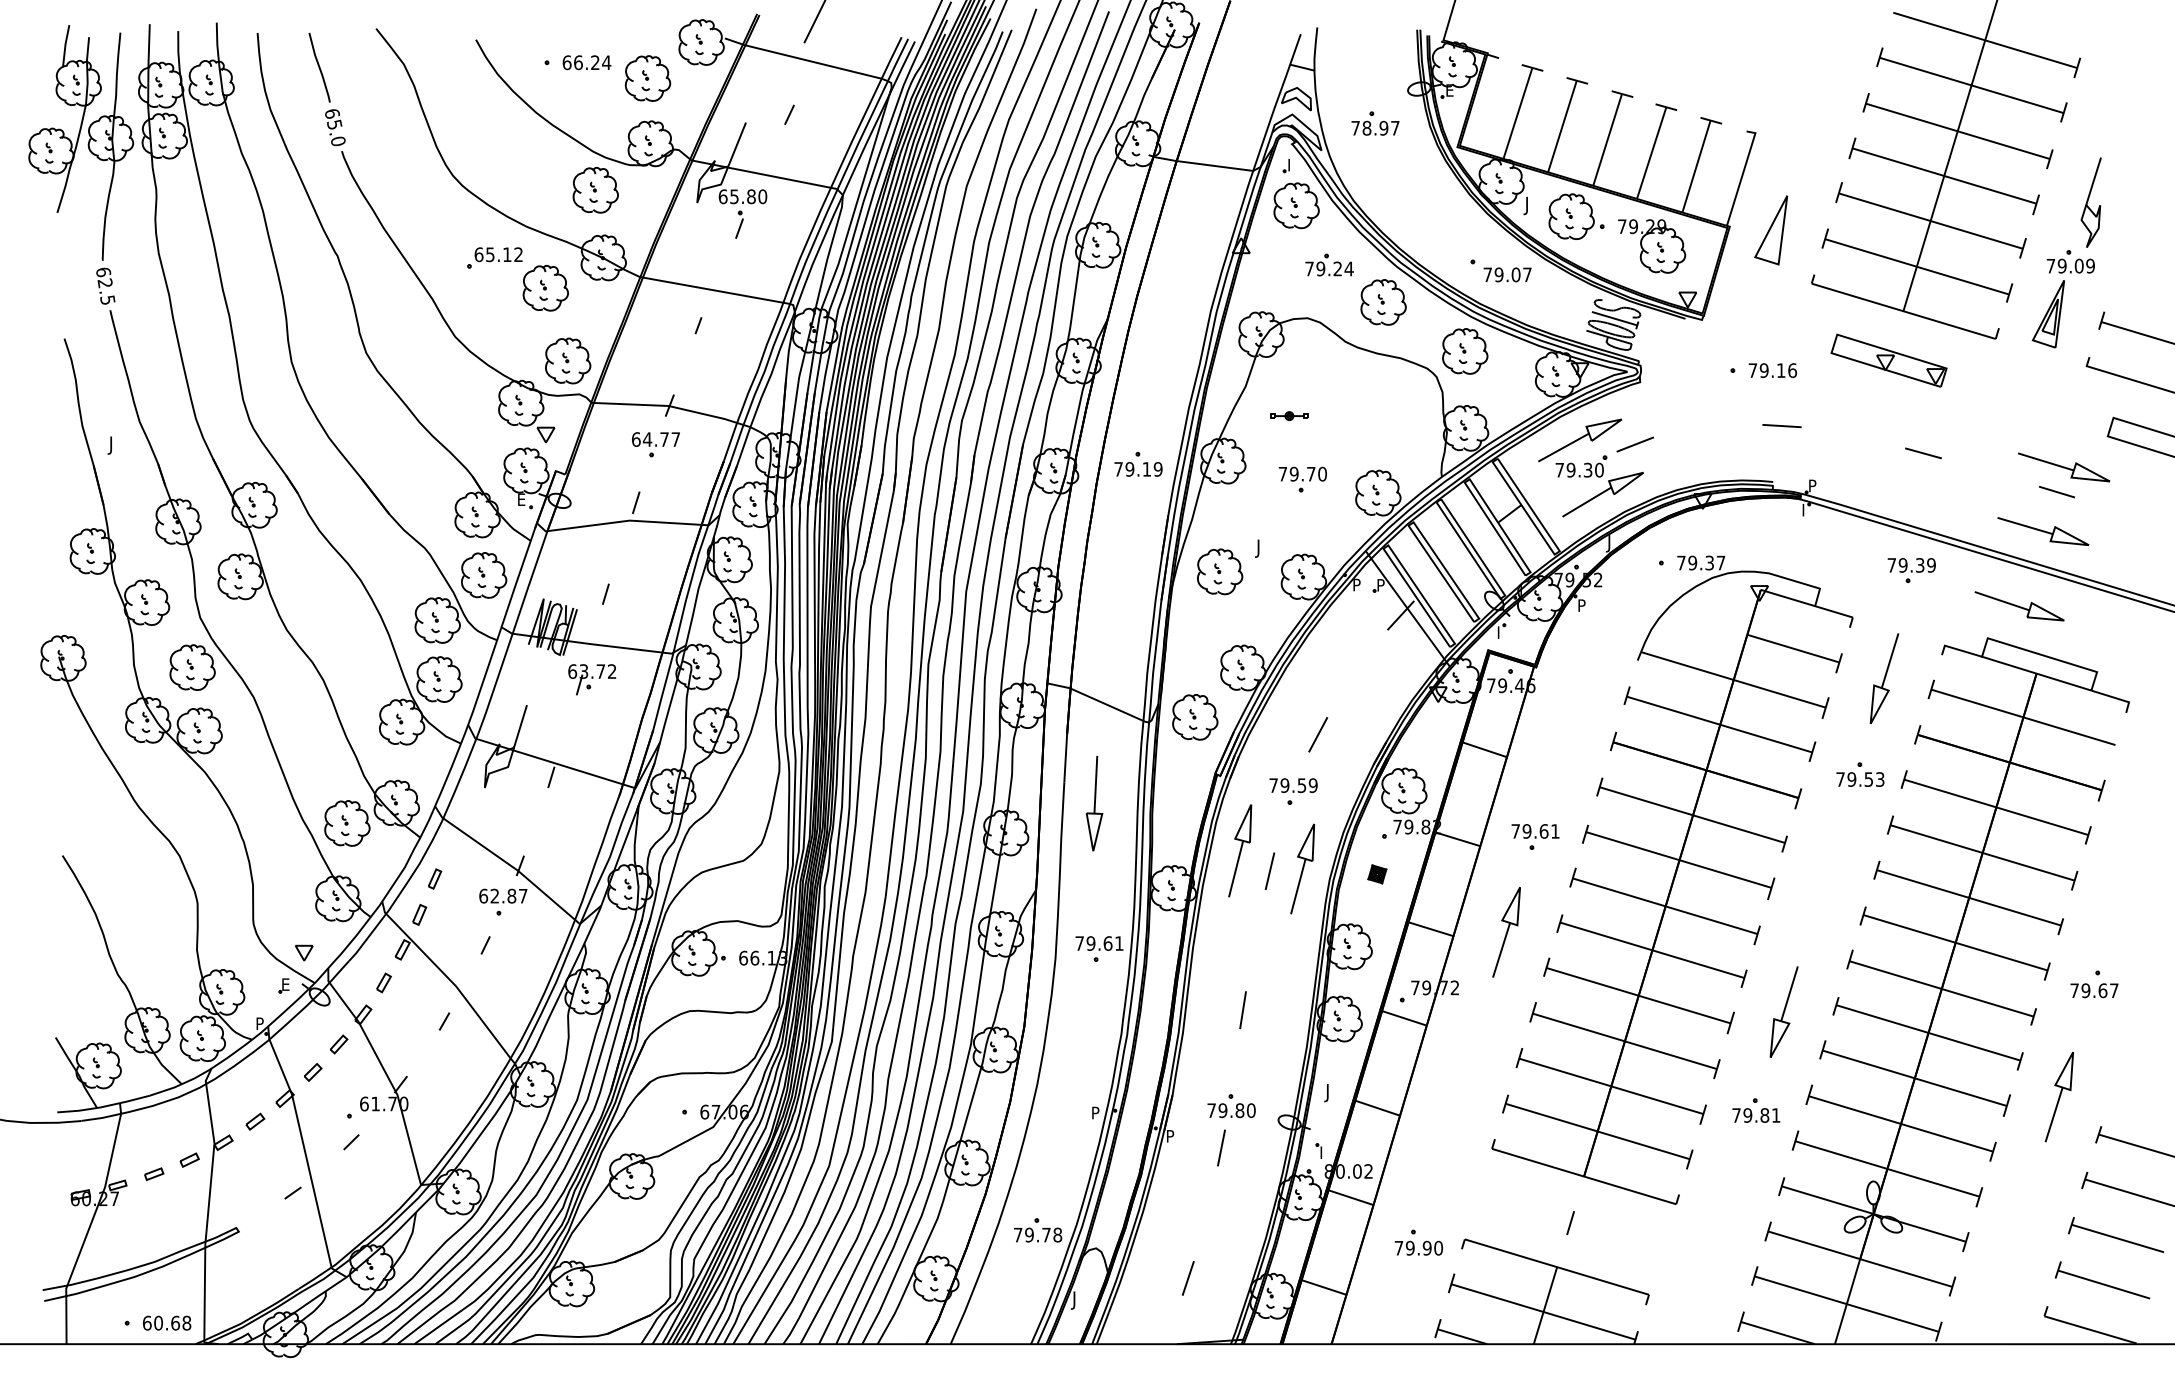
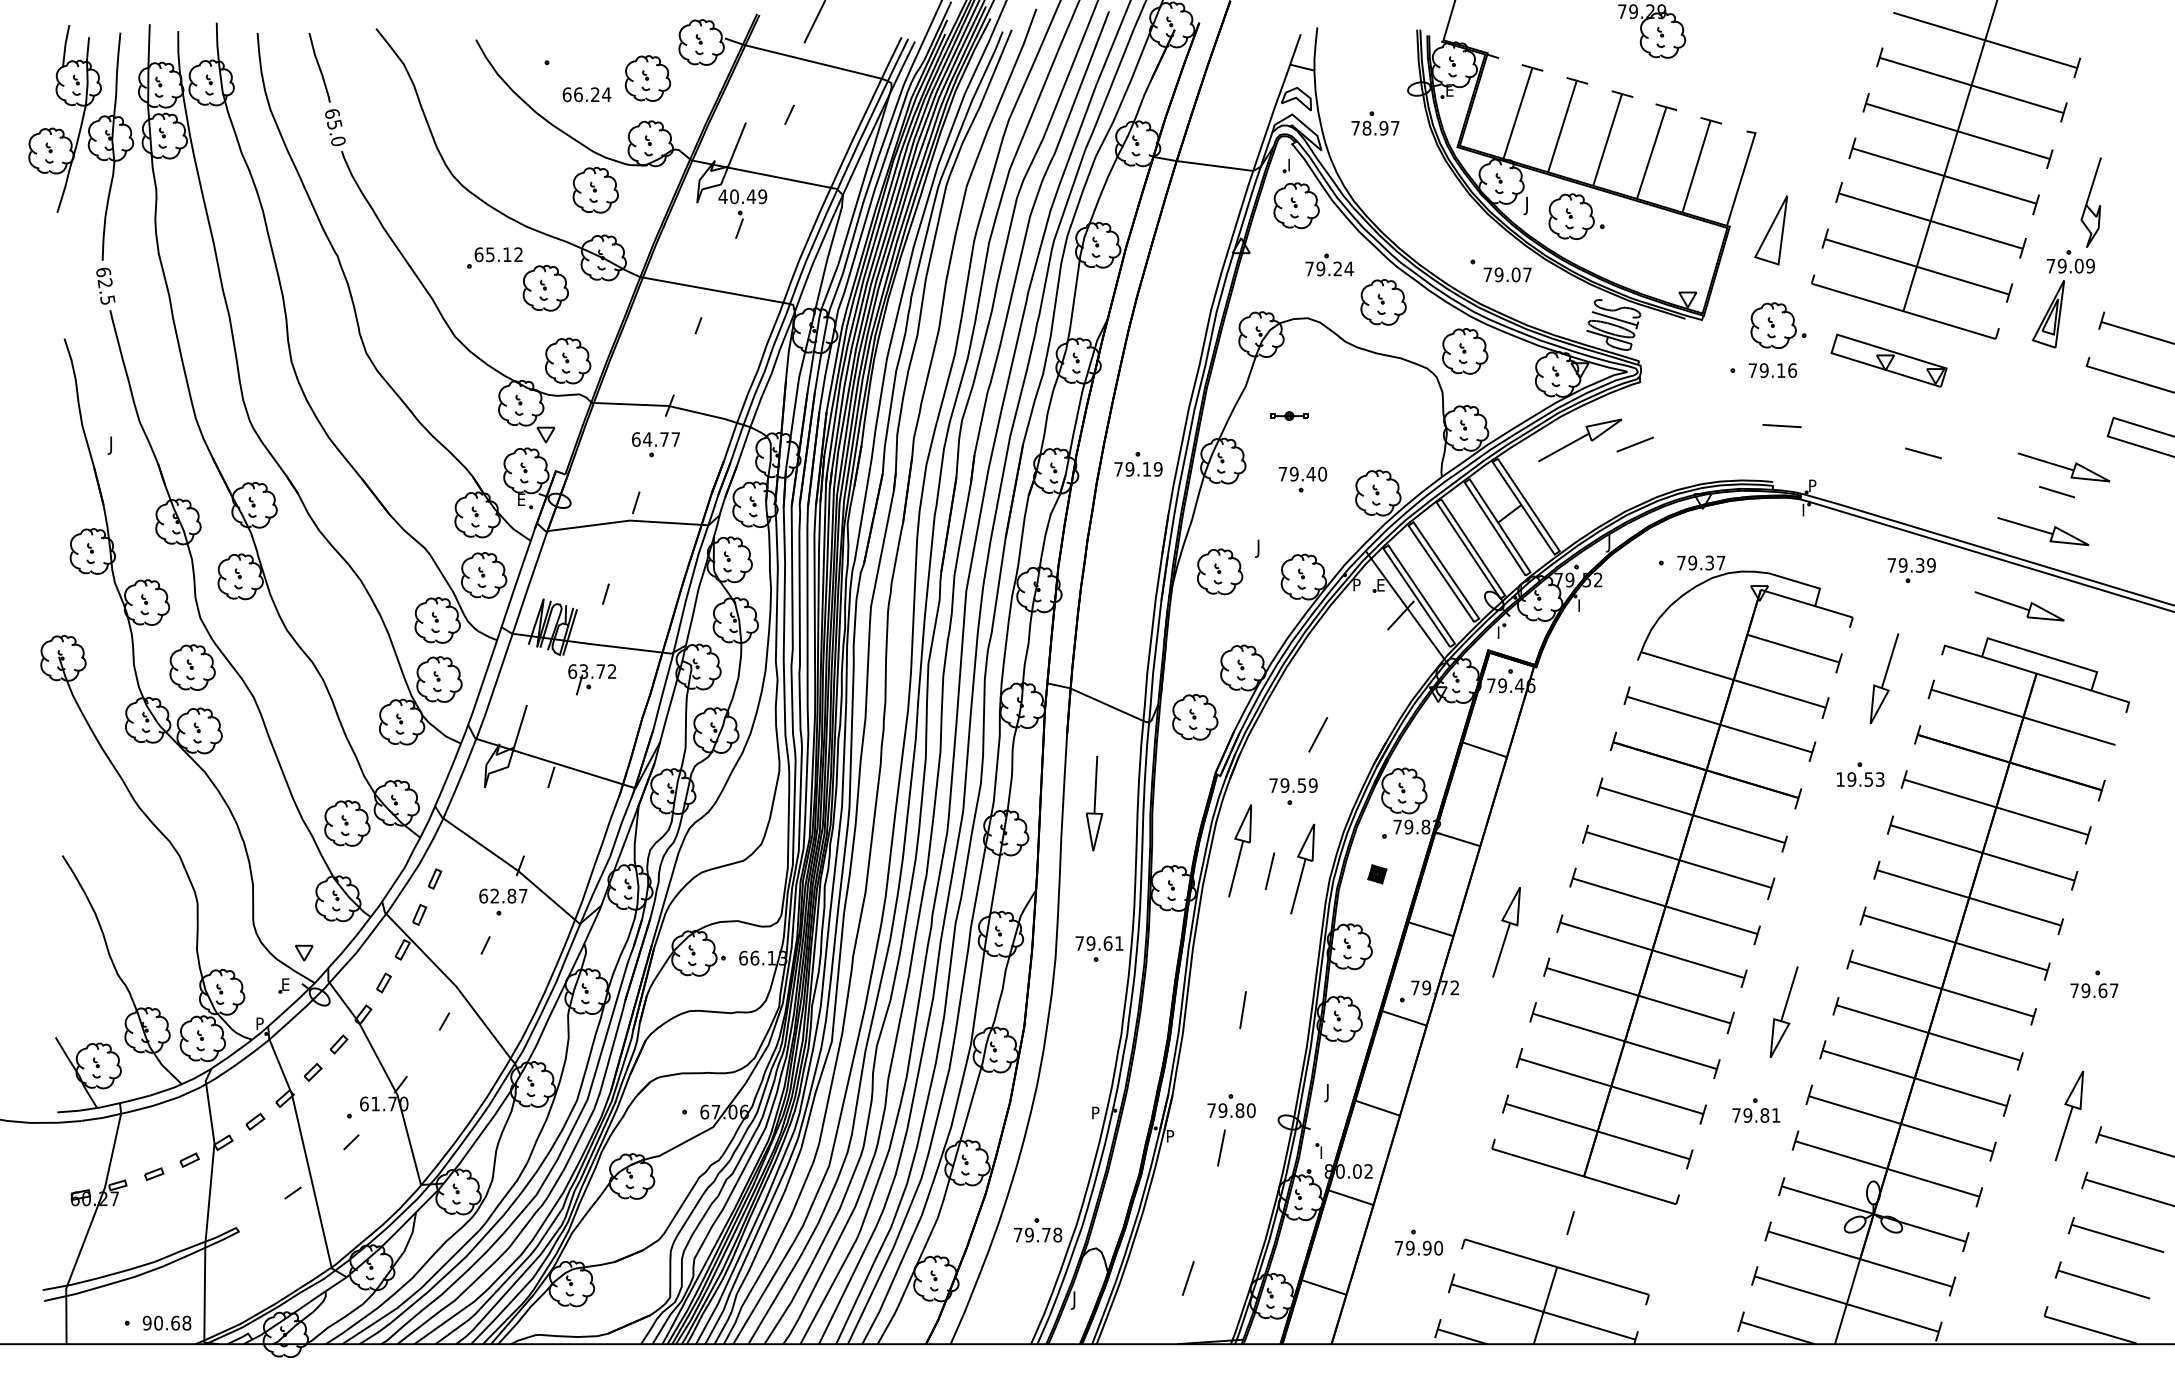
text position: (586, 62) -> (586, 94) (586, 94)
text: 65.80 -> 40.49 (742, 196)
part position: (1652, 246) -> (1652, 31) (1652, 31)
part: none -> present (1778, 325)
text: 79.70 -> 79.40 (1310, 474)
part: present -> none (1599, 486)
text: P -> E (1381, 585)
text: P -> I (1582, 602)
text: 79.53 -> 19.53 (1840, 779)
part: present -> none (1535, 836)
part position: (2058, 1097) -> (2068, 1116) (2068, 1116)
text: 60.68 -> 90.68 (146, 1322)
